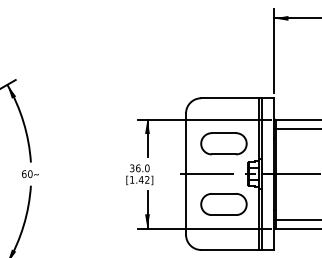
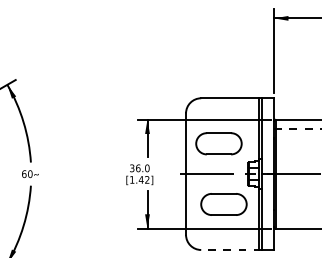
line: solid -> dashed (297, 128)
part position: (223, 143) -> (218, 143) (218, 143)
line: present -> none (296, 219)
line: solid -> dashed (231, 249)
